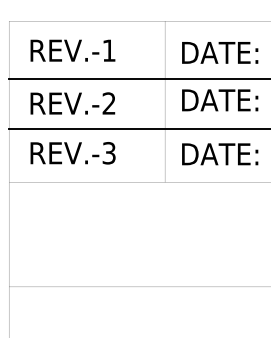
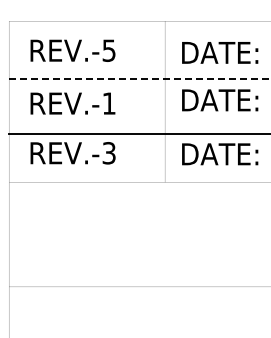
text: REV.-1 -> REV.-5 (108, 50)
line: solid -> dashed (140, 78)
text: REV.-2 -> REV.-1 (108, 103)
line position: (138, 129) -> (138, 134) (138, 134)
